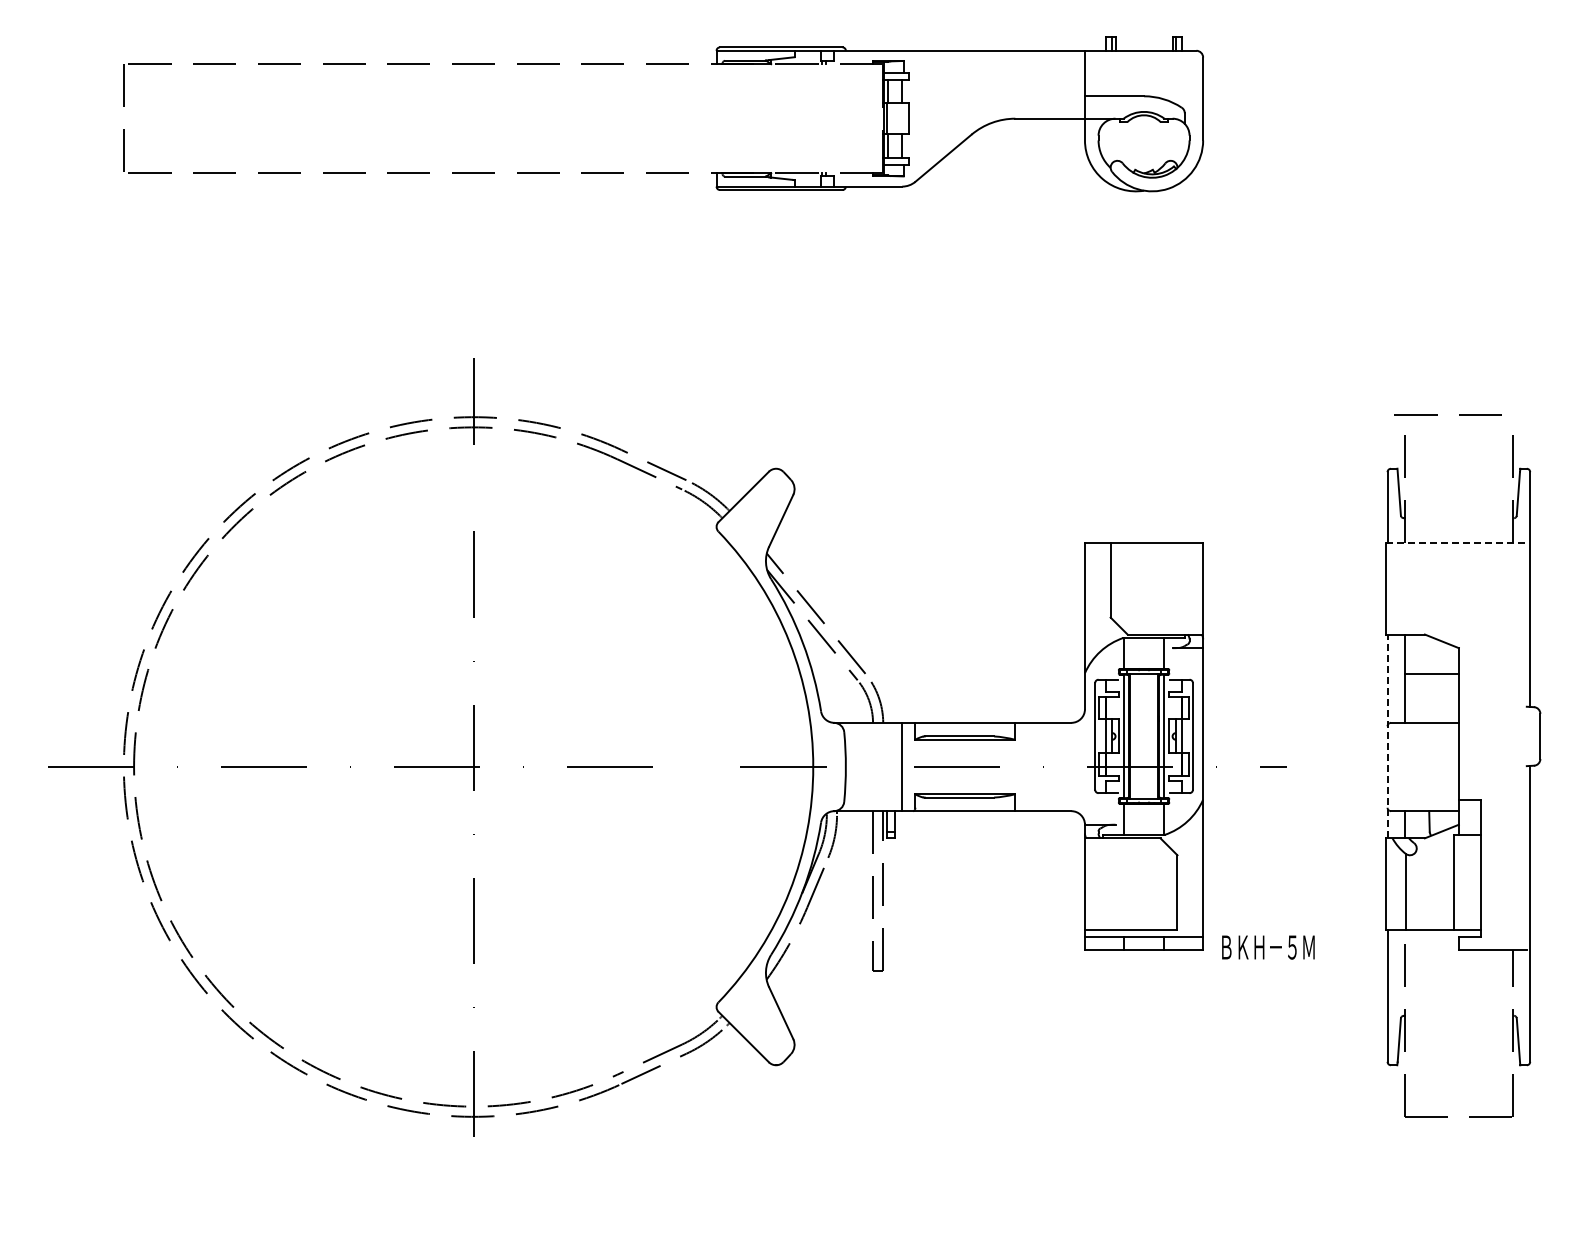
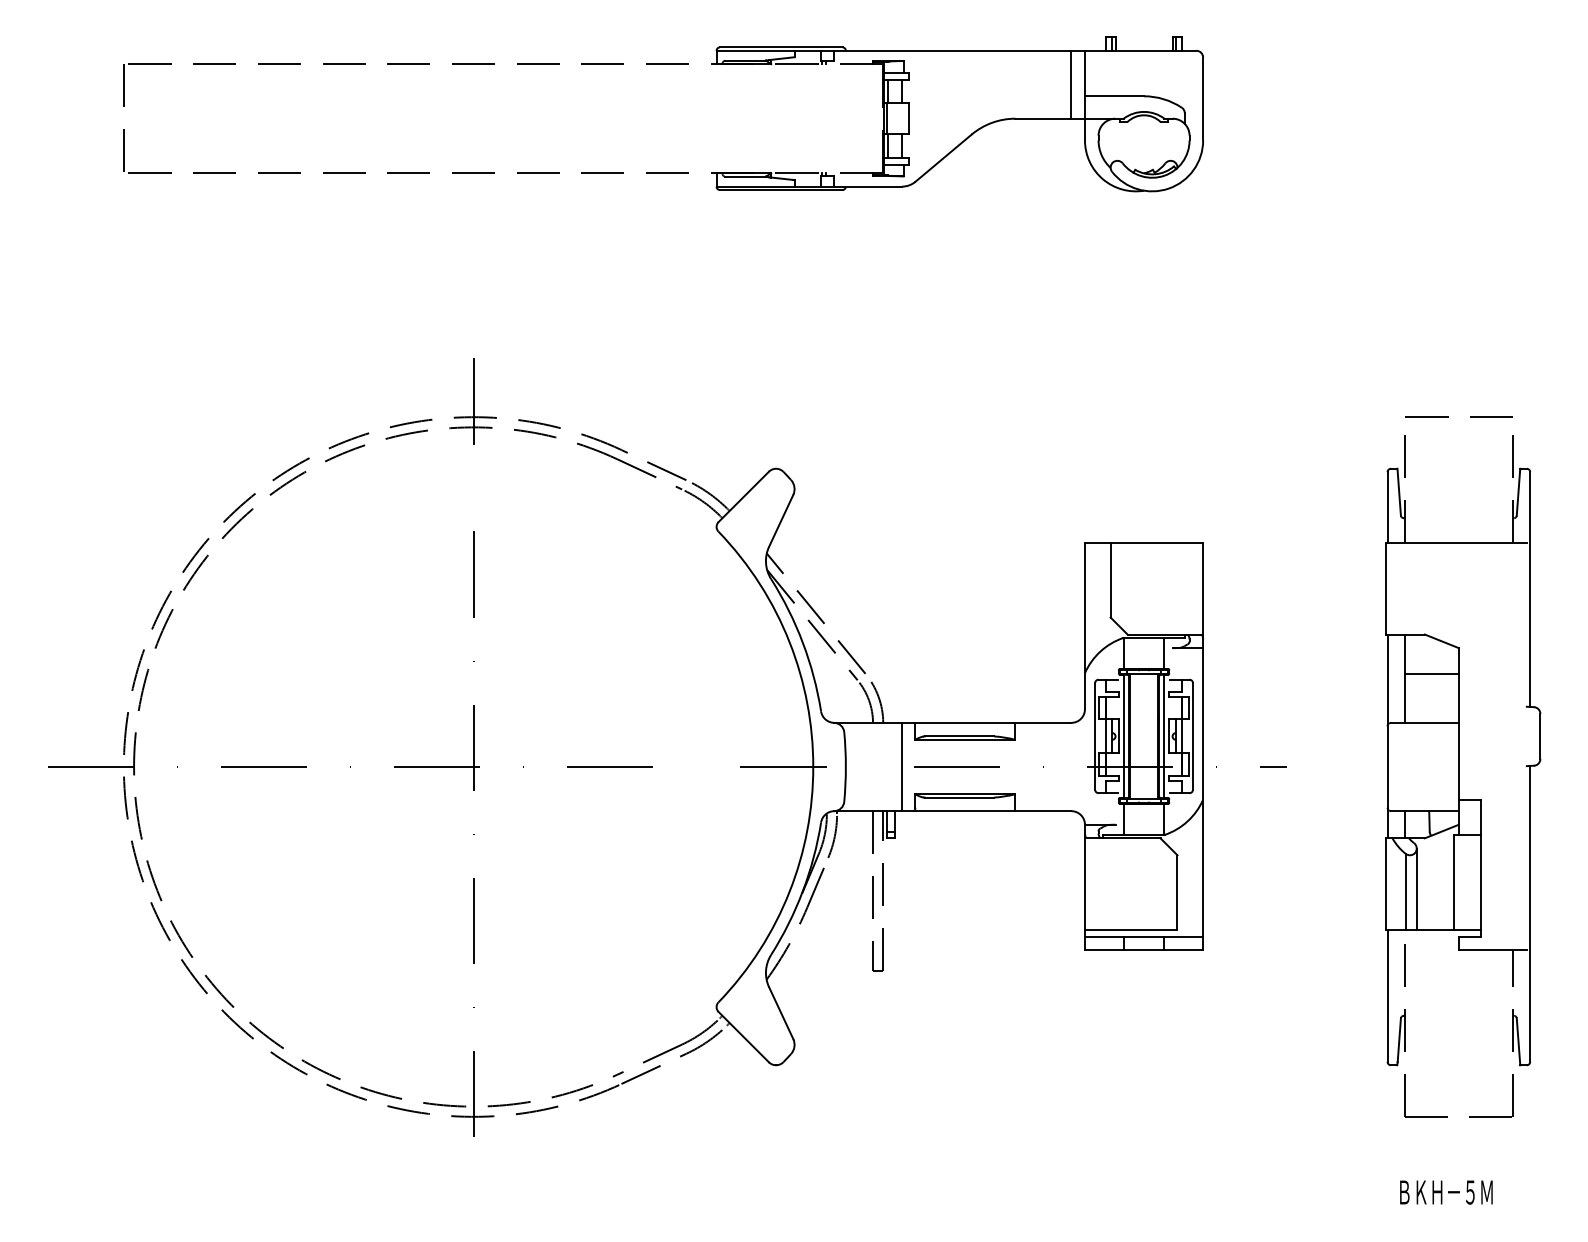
line: none -> present (1071, 84)
line position: (1437, 414) -> (1448, 416) (1448, 416)
line: dashed -> solid (1457, 542)
line: dashed -> solid (1387, 736)
line: none -> present (1416, 889)
text position: (1268, 947) -> (1446, 1192) (1446, 1192)
